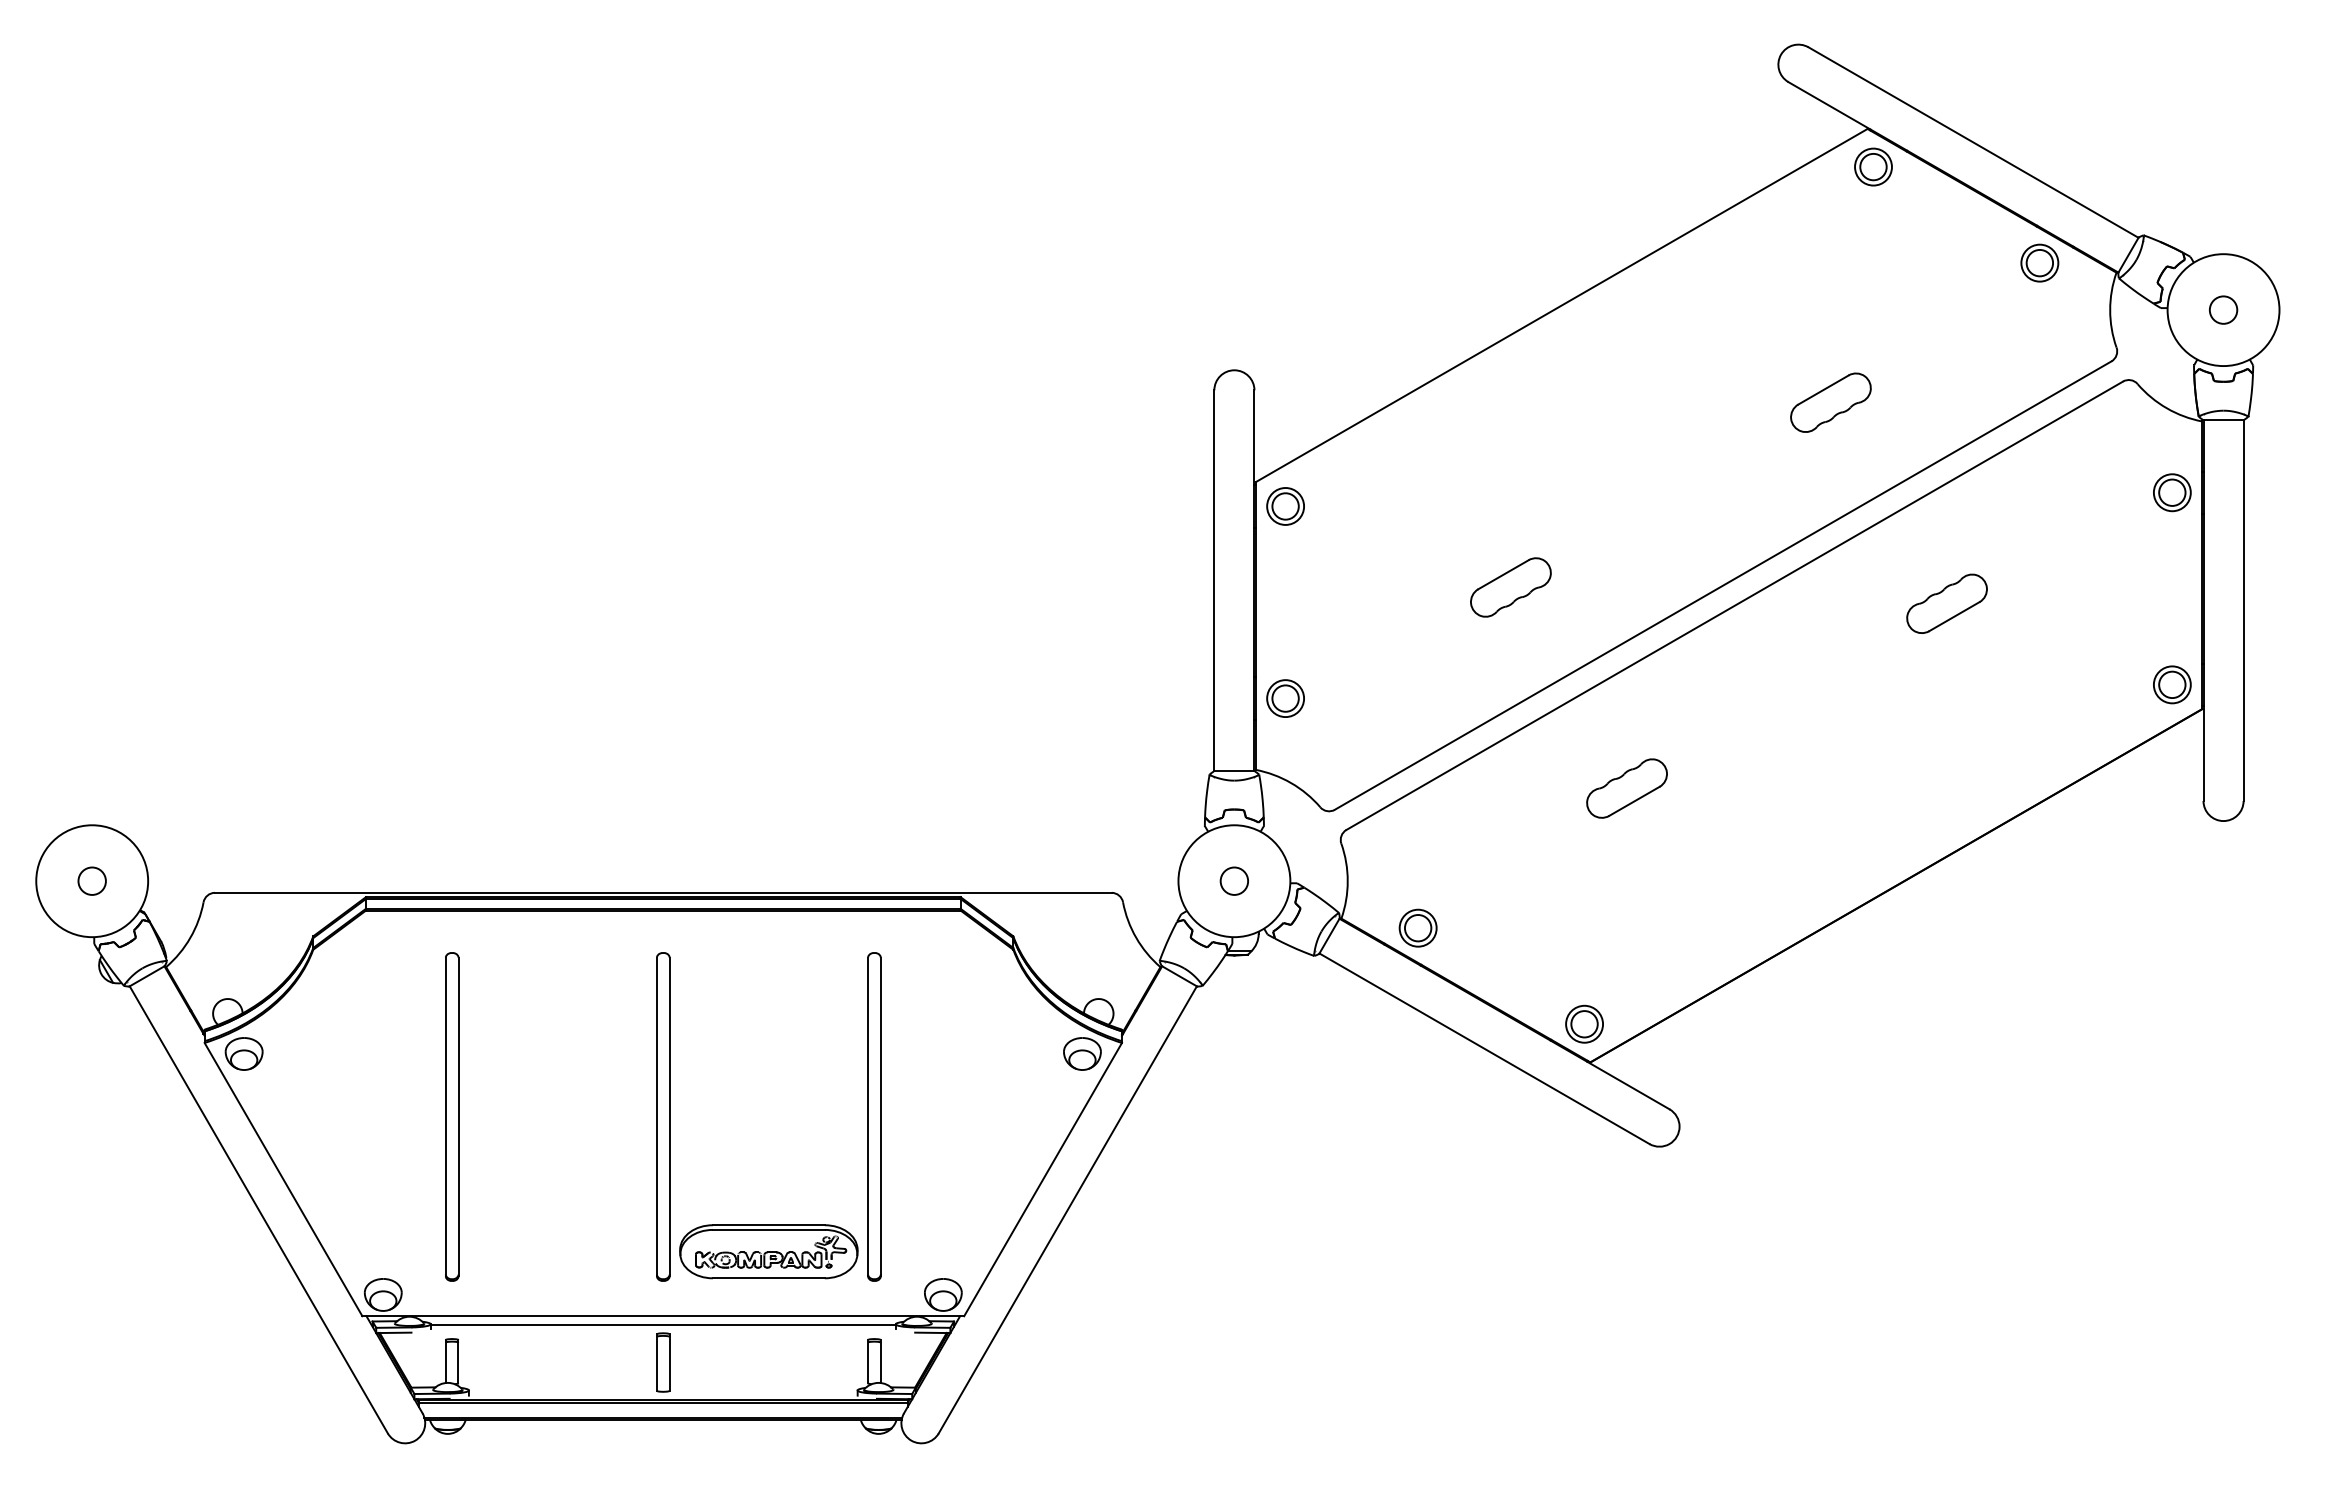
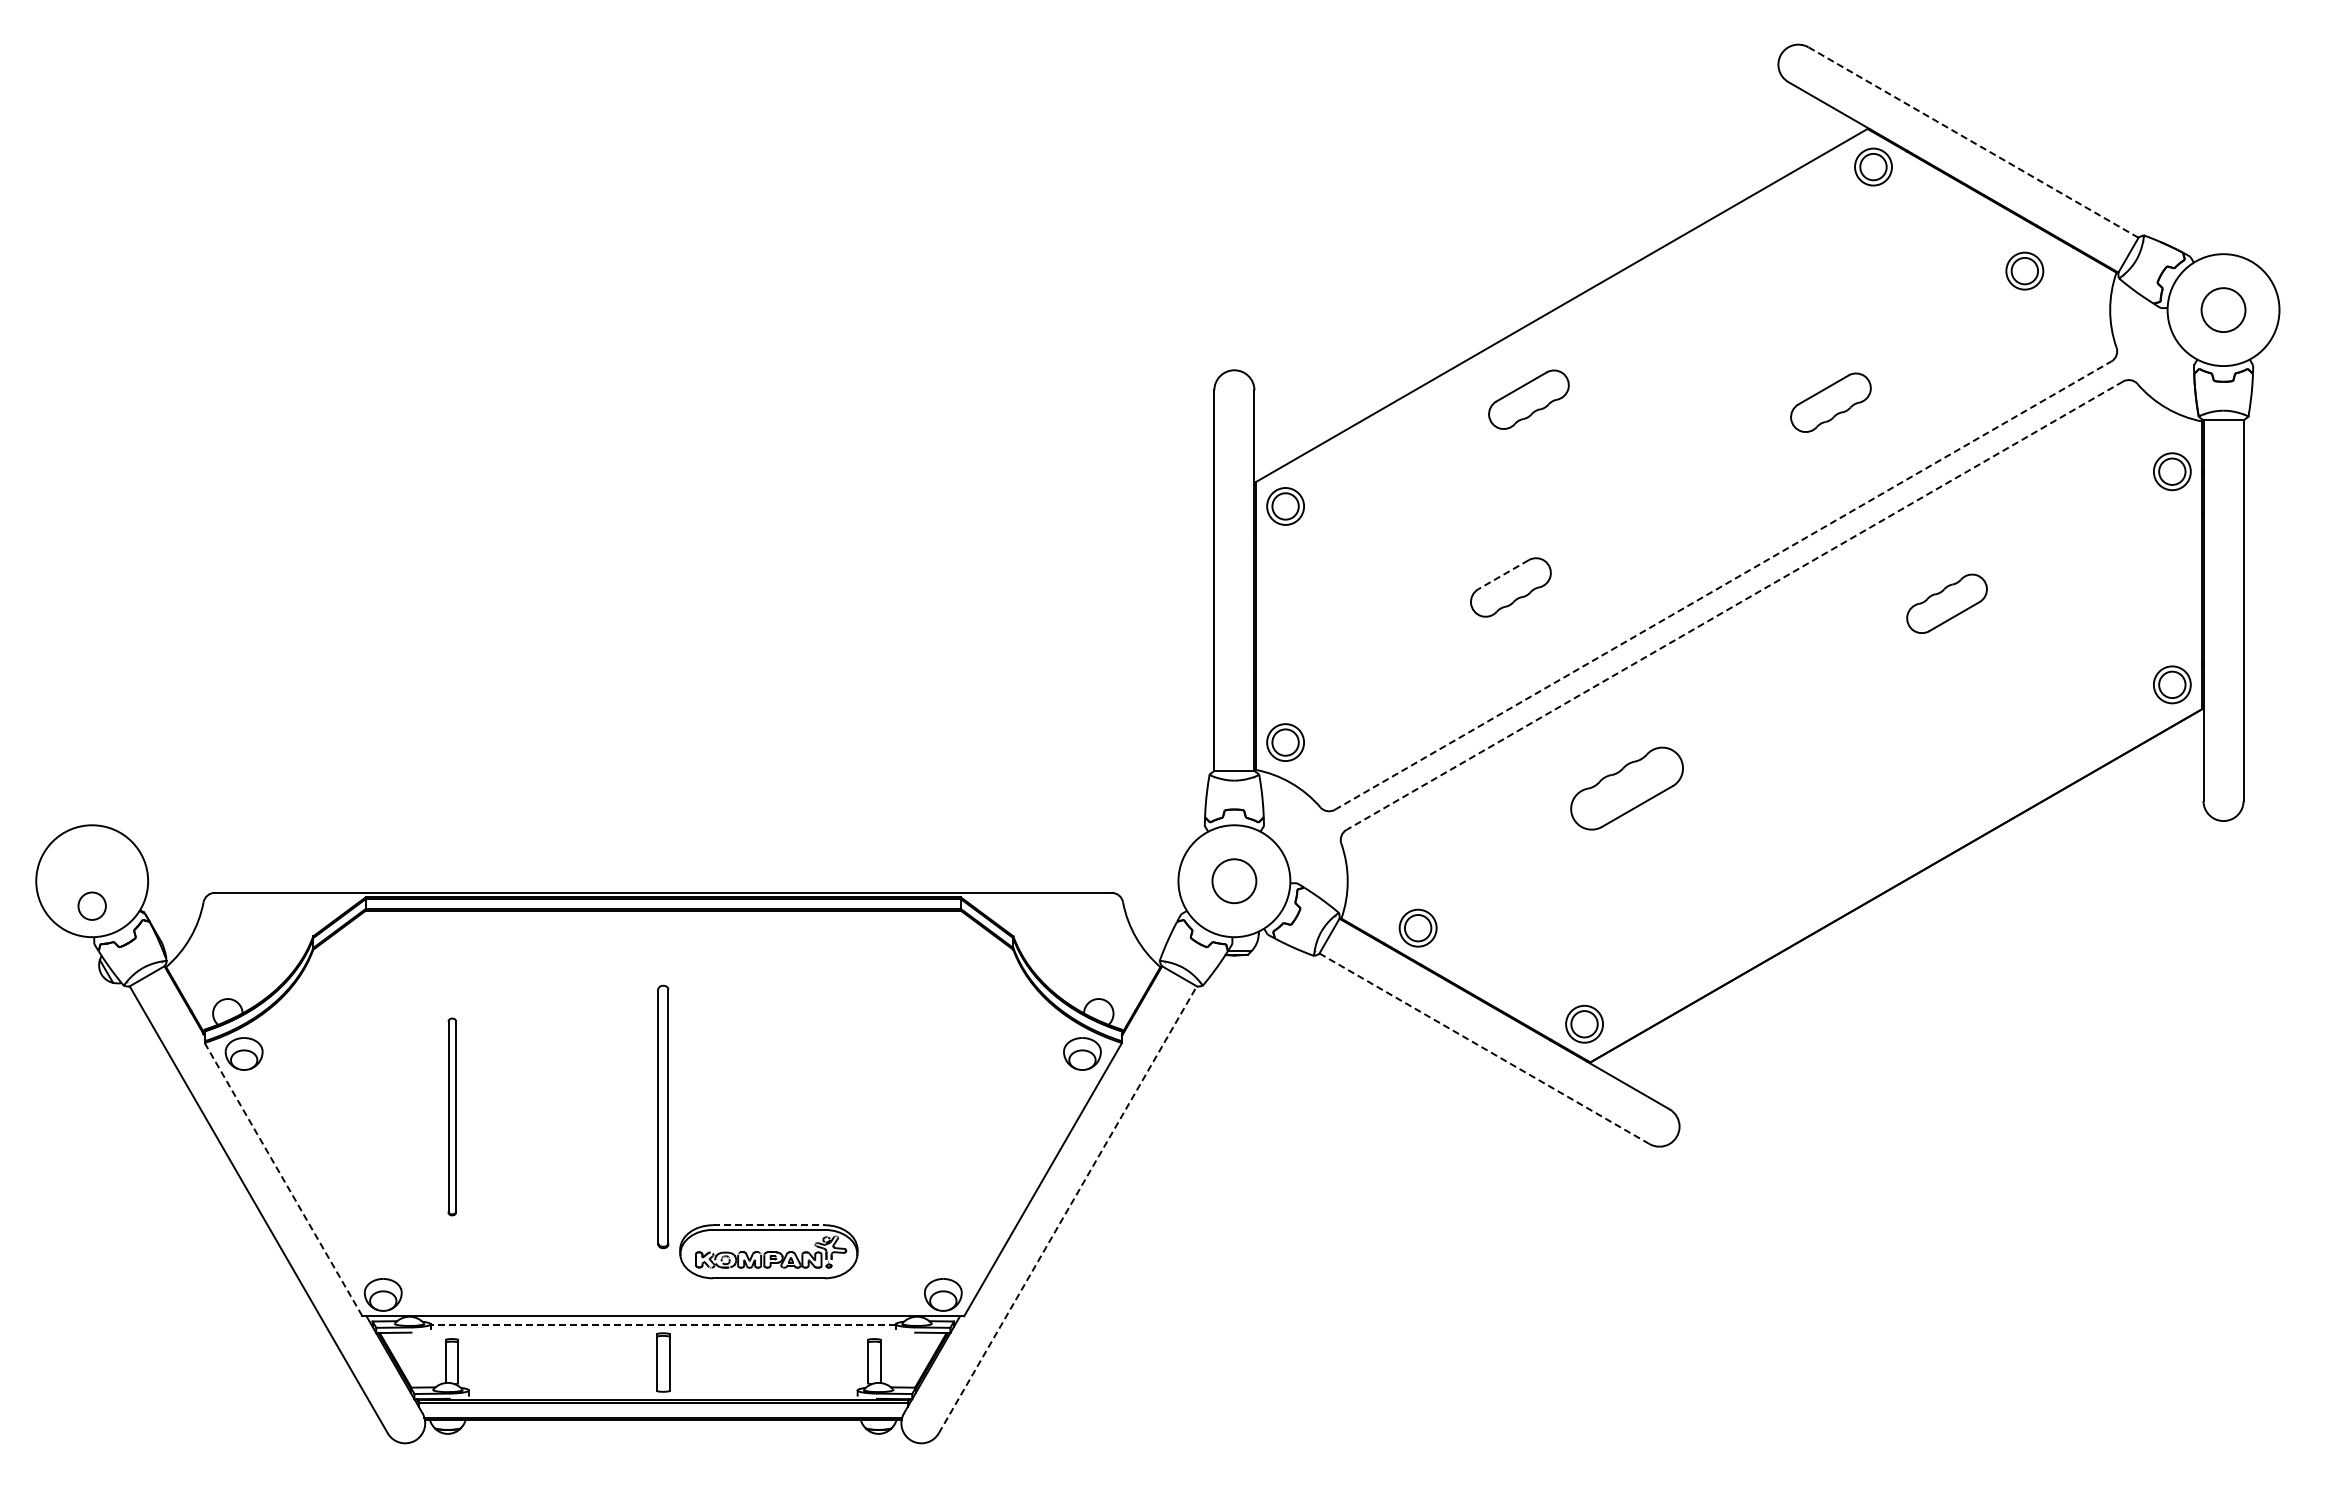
line: solid -> dashed (1973, 142)
part position: (2039, 262) -> (2024, 270) (2024, 270)
circle diameter: 27 px -> 44 px (2223, 310)
part: none -> present (1528, 399)
part position: (2172, 492) -> (2172, 471) (2172, 471)
line: solid -> dashed (1503, 574)
line: solid -> dashed (1723, 585)
line: solid -> dashed (1734, 606)
part position: (1285, 698) -> (1285, 742) (1285, 742)
part size: 82x61 px -> 114x85 px (1626, 788)
circle position: (91, 880) -> (91, 905) (91, 905)
circle diameter: 27 px -> 44 px (1234, 881)
line: solid -> dashed (1484, 1048)
part size: 15x330 px -> 10x200 px (451, 1116)
part size: 15x330 px -> 13x266 px (663, 1116)
part: present -> none (874, 1116)
line: solid -> dashed (283, 1179)
line: solid -> dashed (1068, 1209)
line: solid -> dashed (768, 1225)
line: solid -> dashed (663, 1324)
